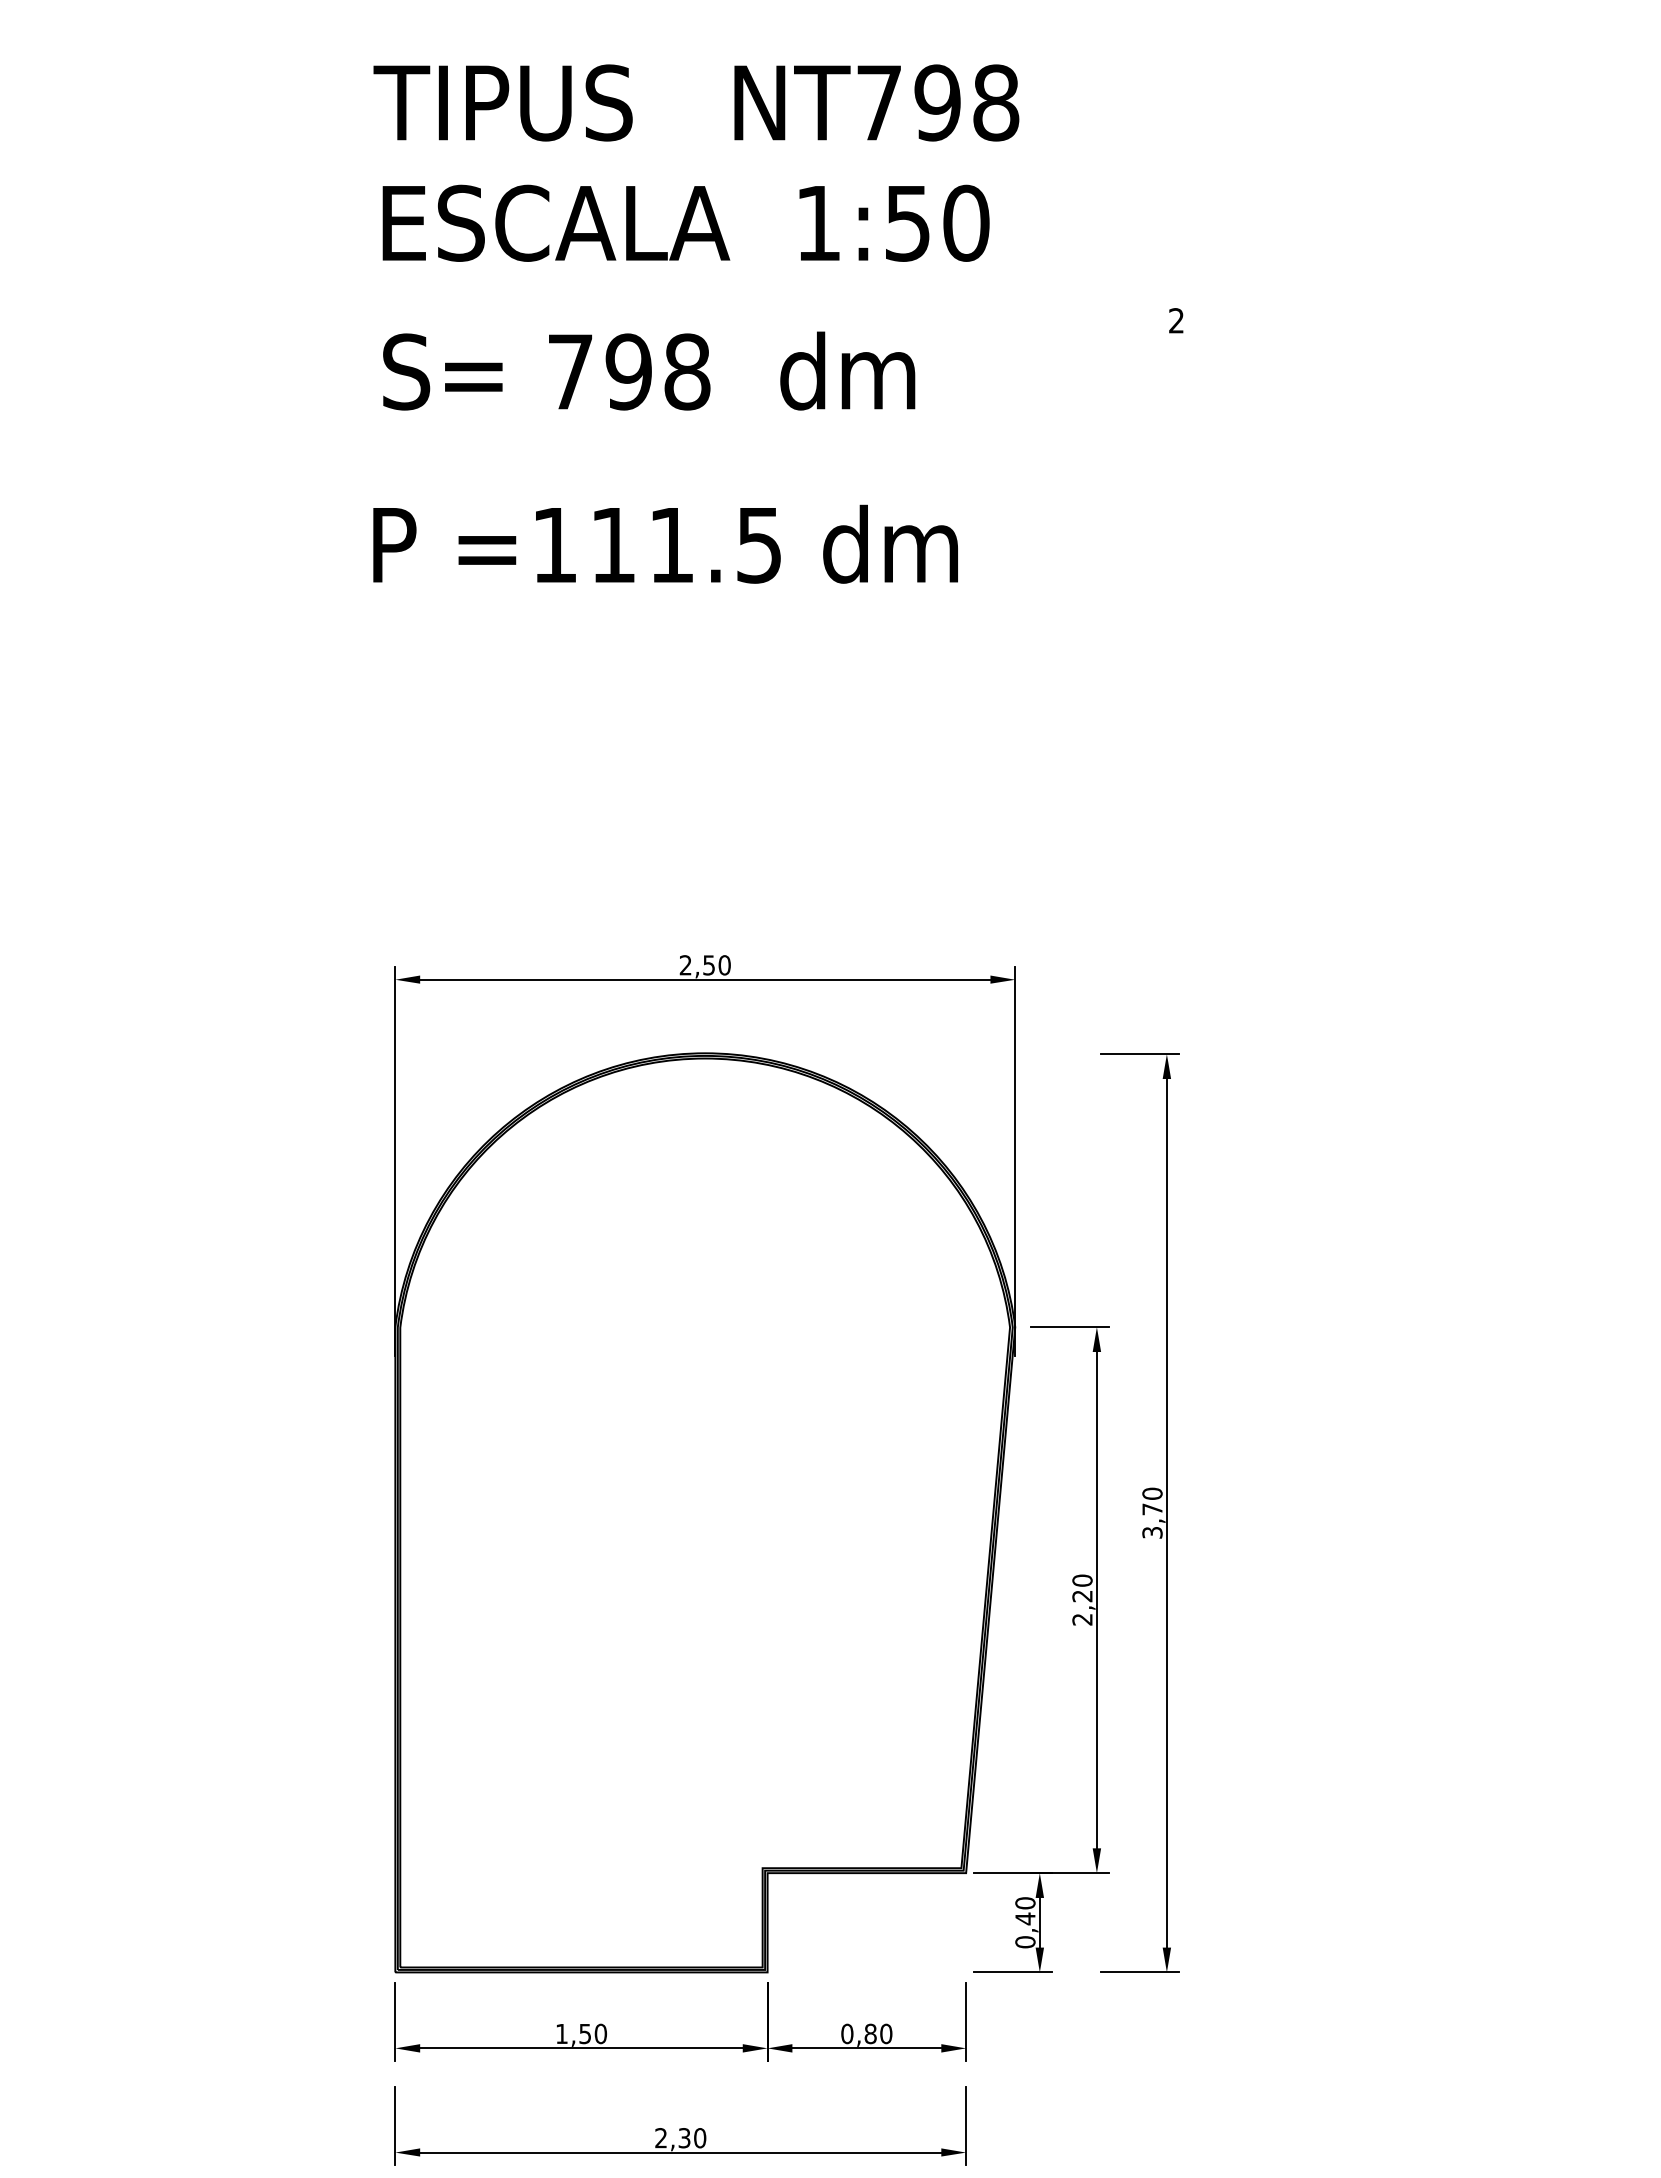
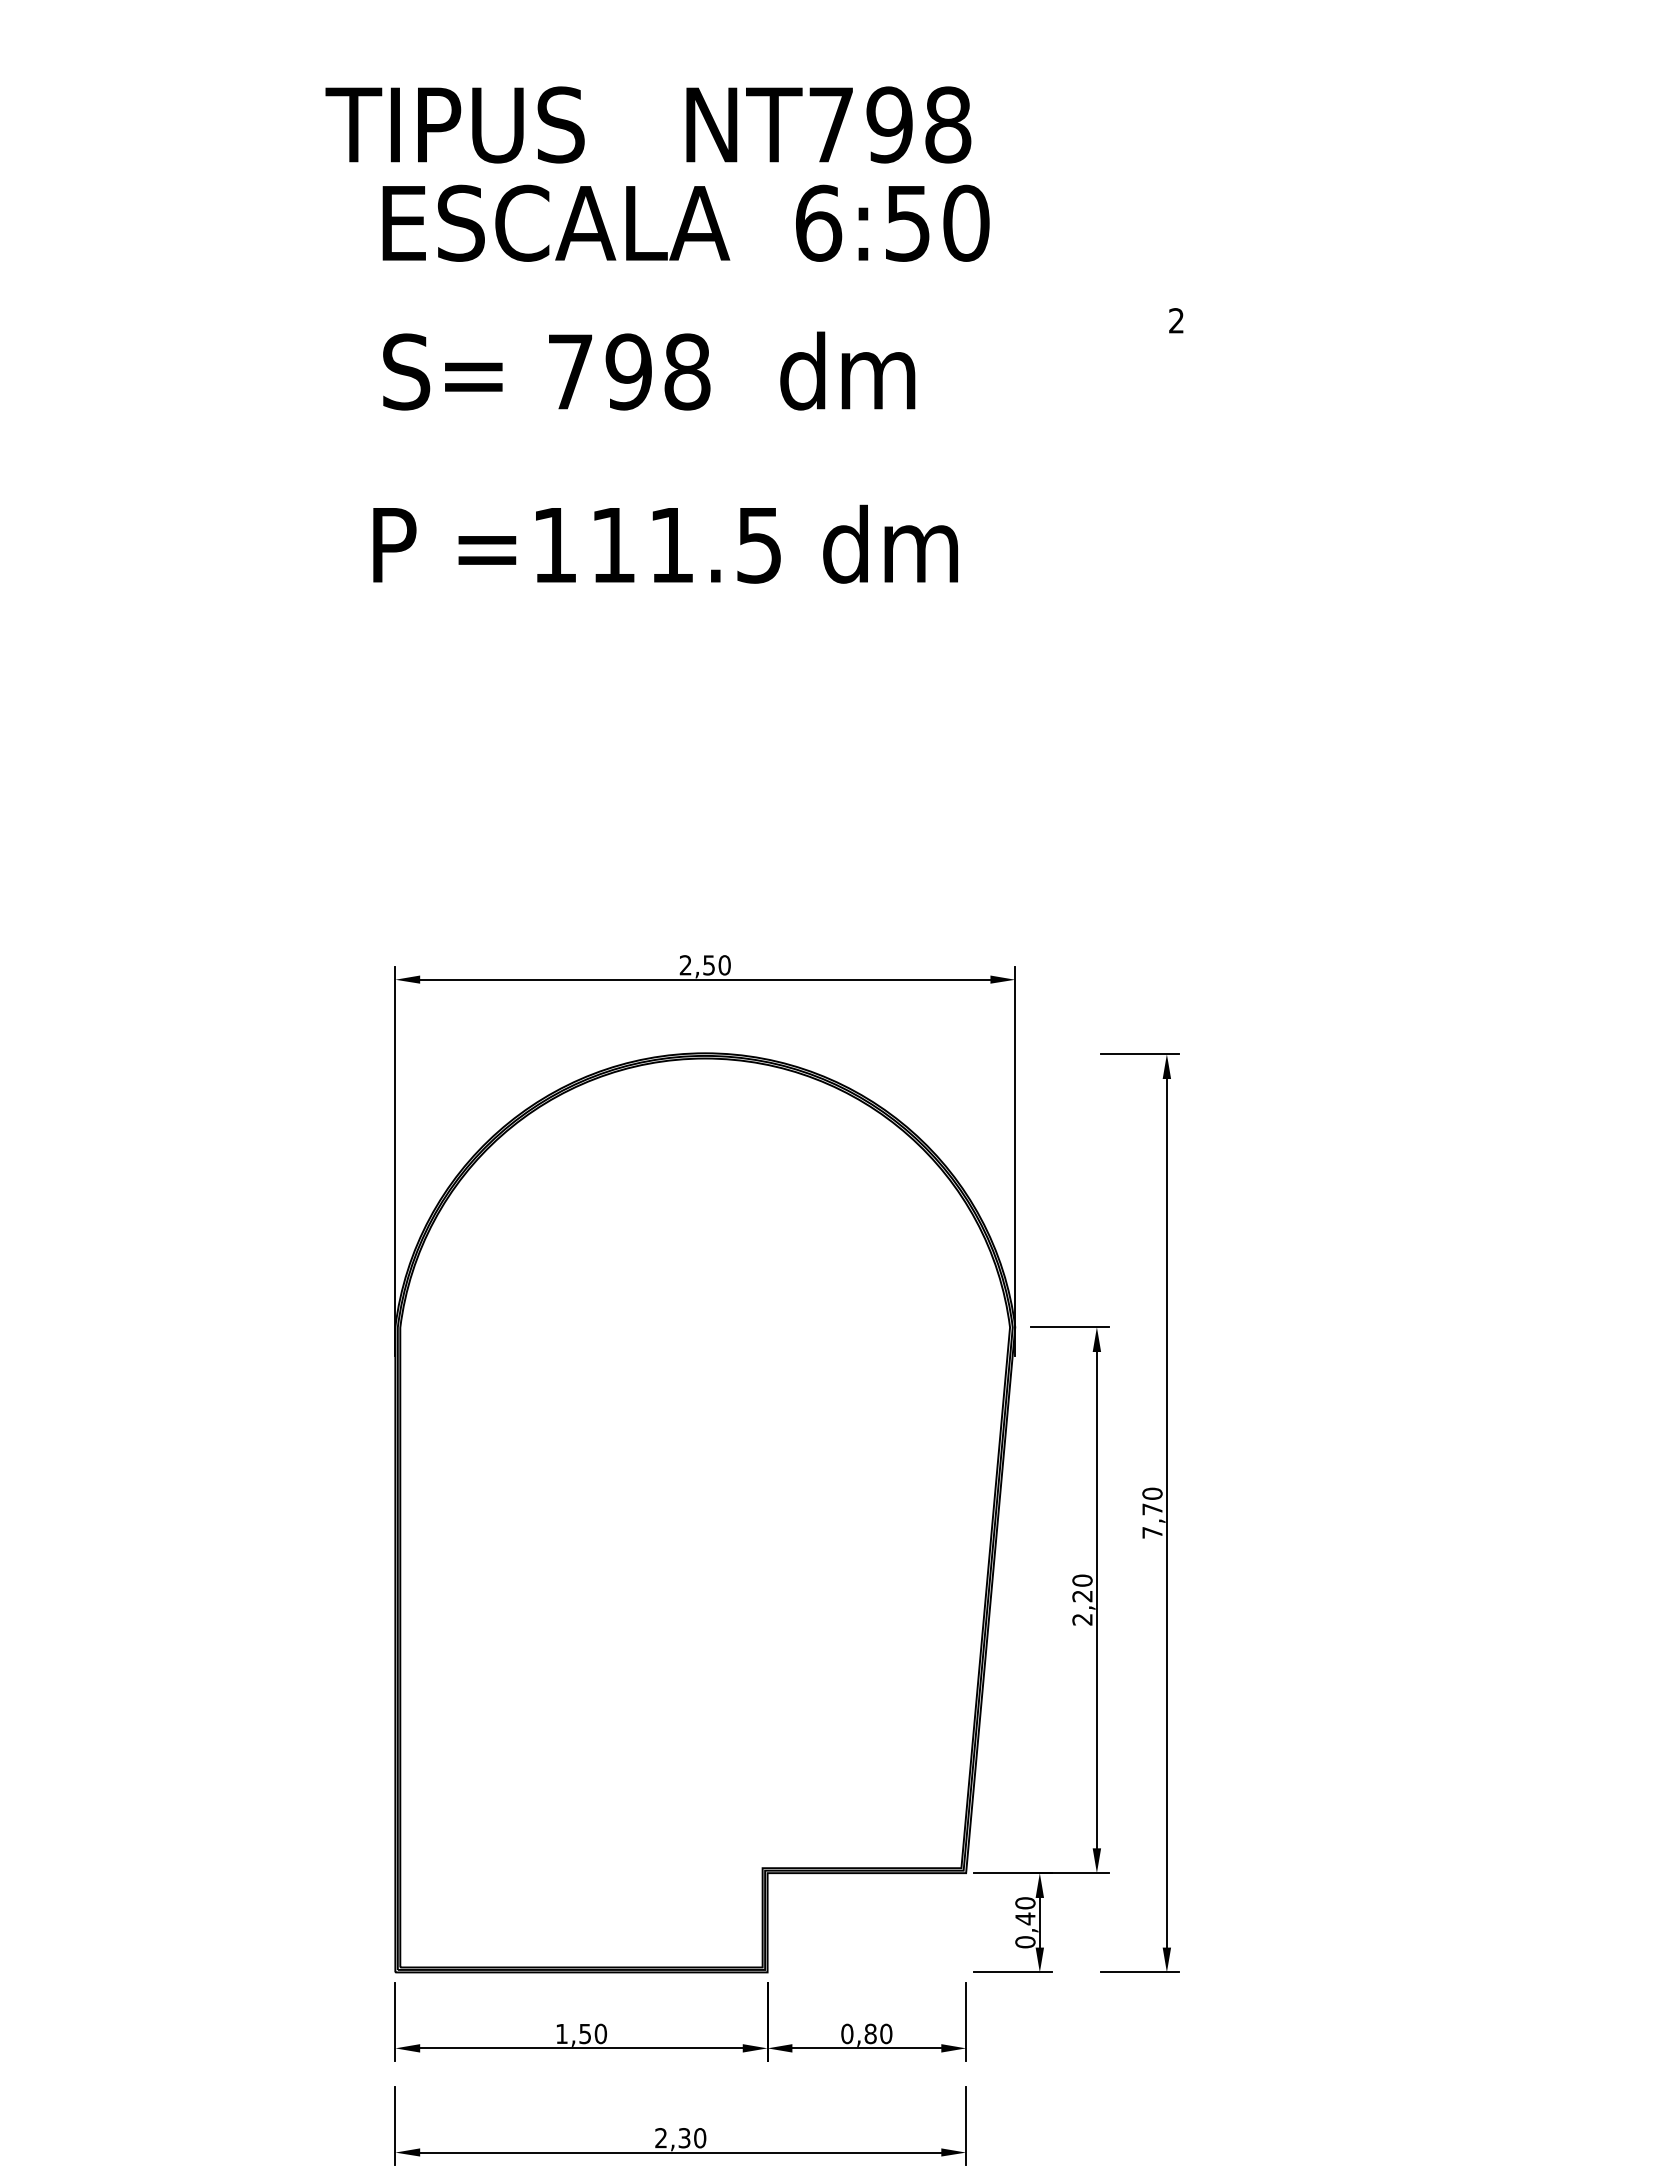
text position: (696, 102) -> (648, 124) (648, 124)
text: 1:50 -> 6:50 (819, 222)
text: 3,70 -> 7,70 (1152, 1532)
